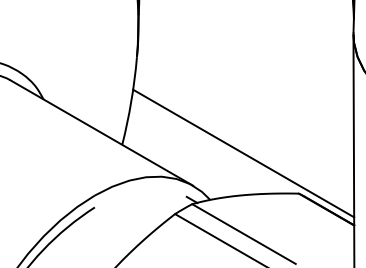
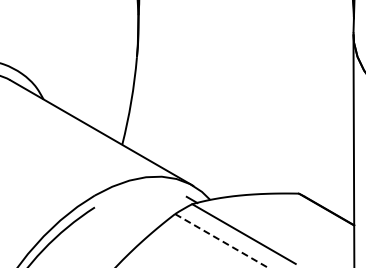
line: present -> none (243, 153)
line: solid -> dashed (221, 240)
